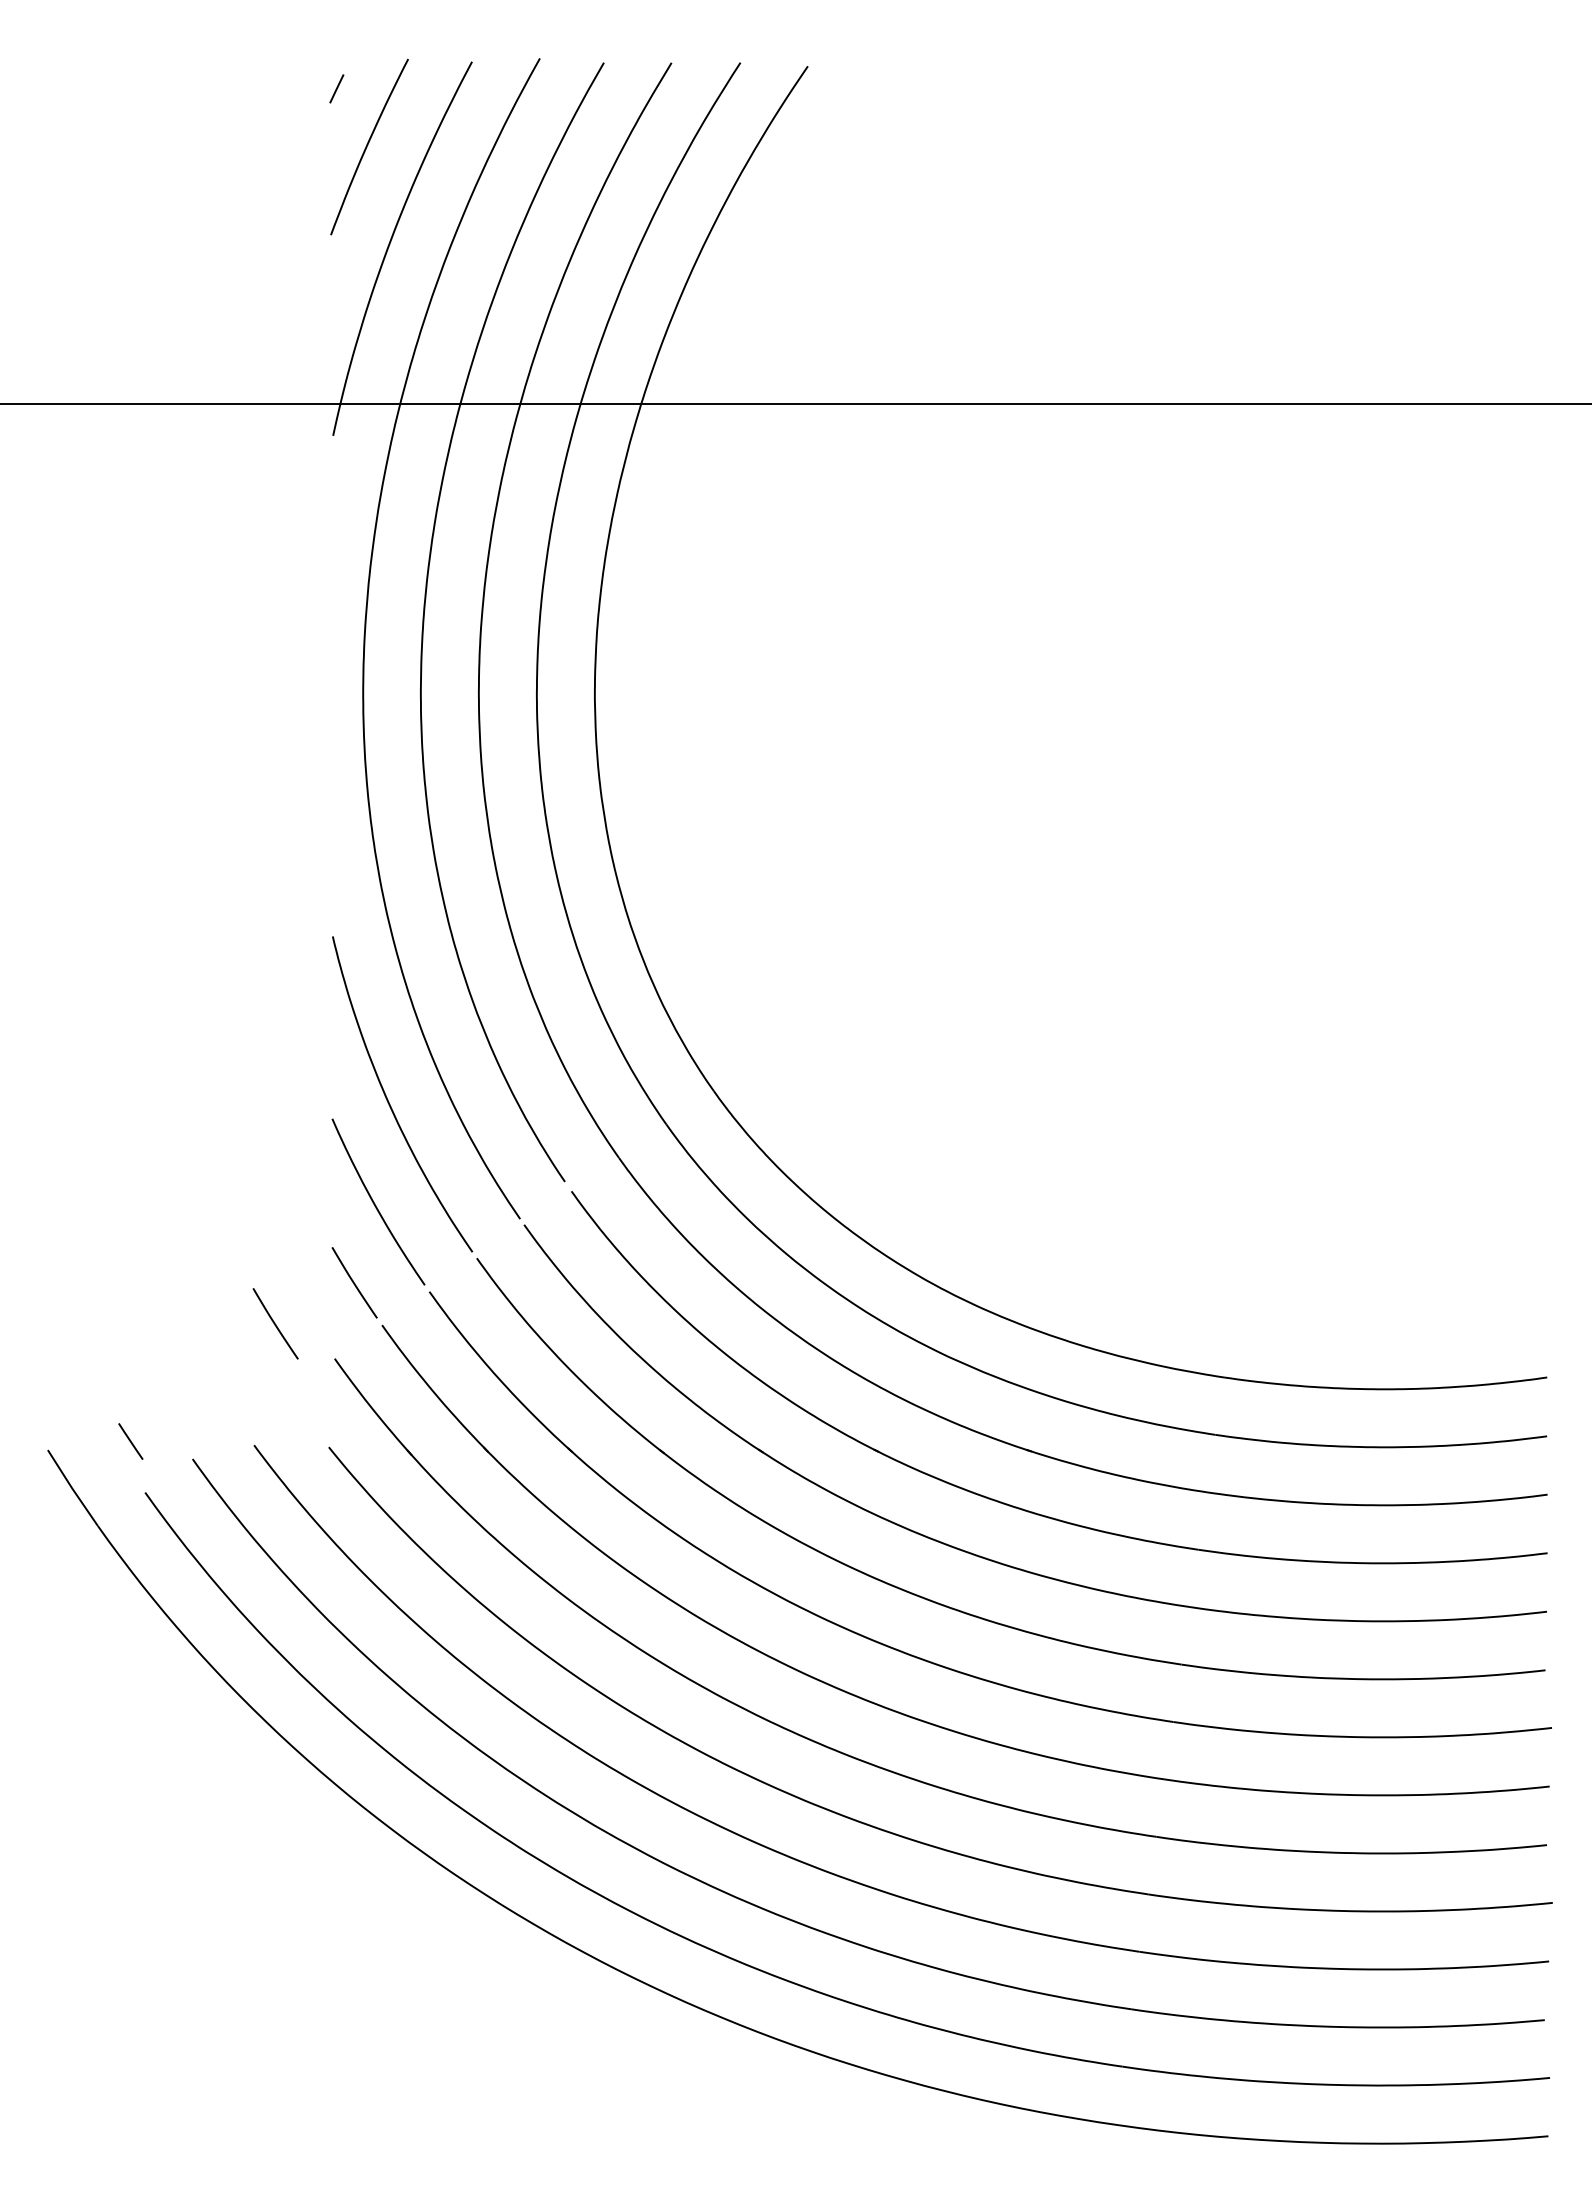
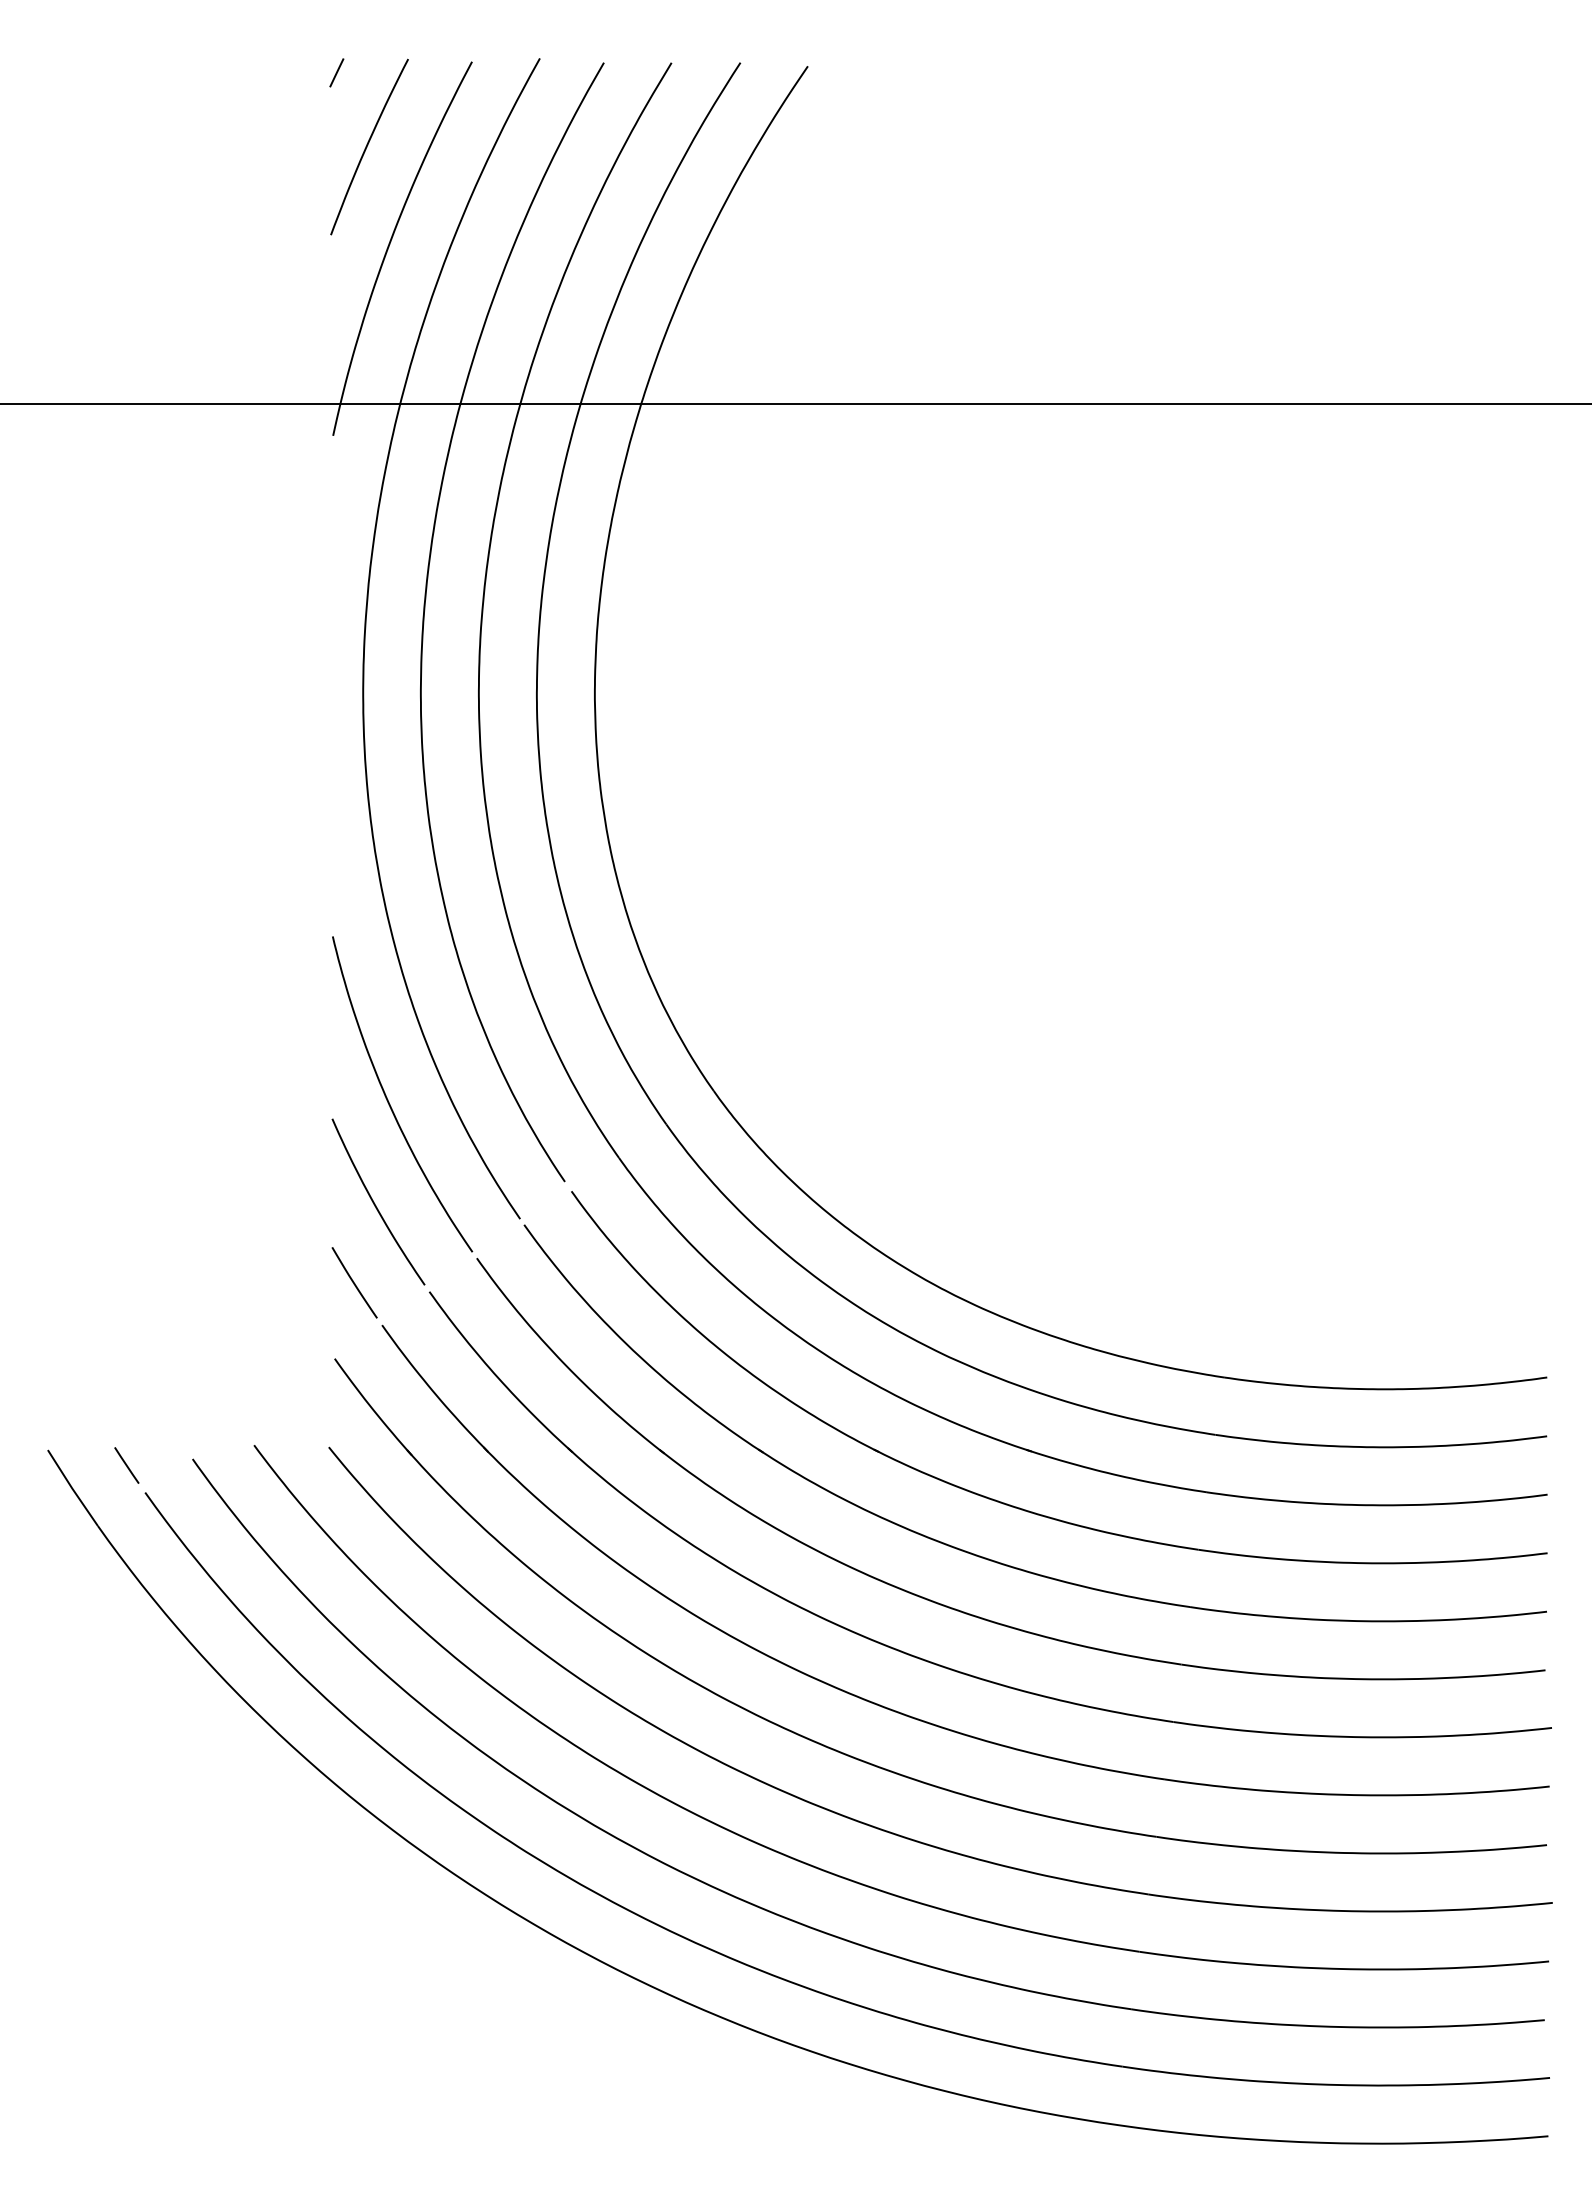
line position: (336, 88) -> (336, 72) (336, 72)
line: present -> none (275, 1323)
line position: (130, 1441) -> (126, 1465) (126, 1465)
